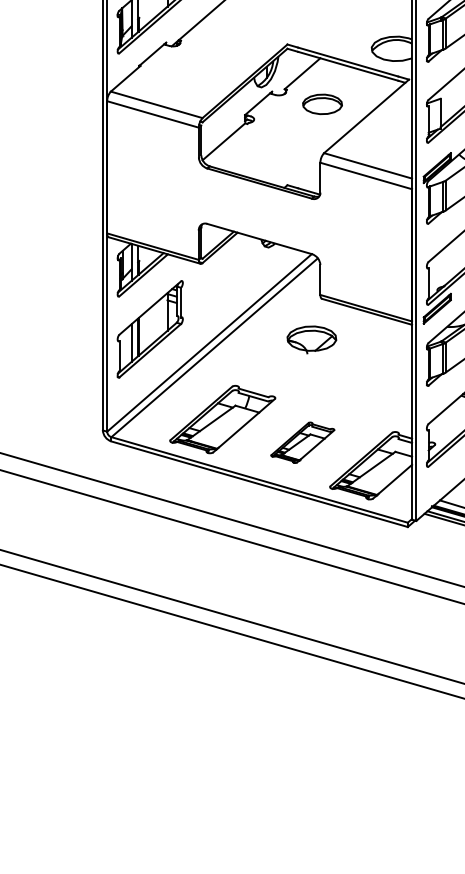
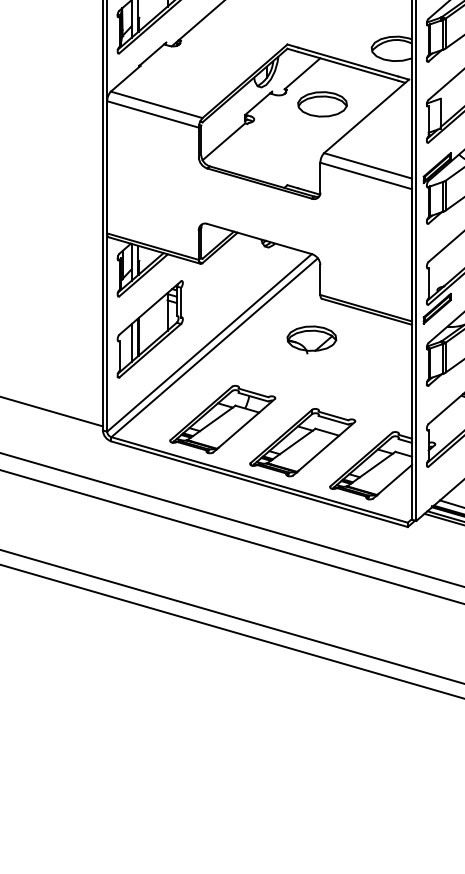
part size: 41x23 px -> 51x27 px (322, 104)
line: none -> present (52, 411)
part size: 66x43 px -> 108x70 px (302, 442)
